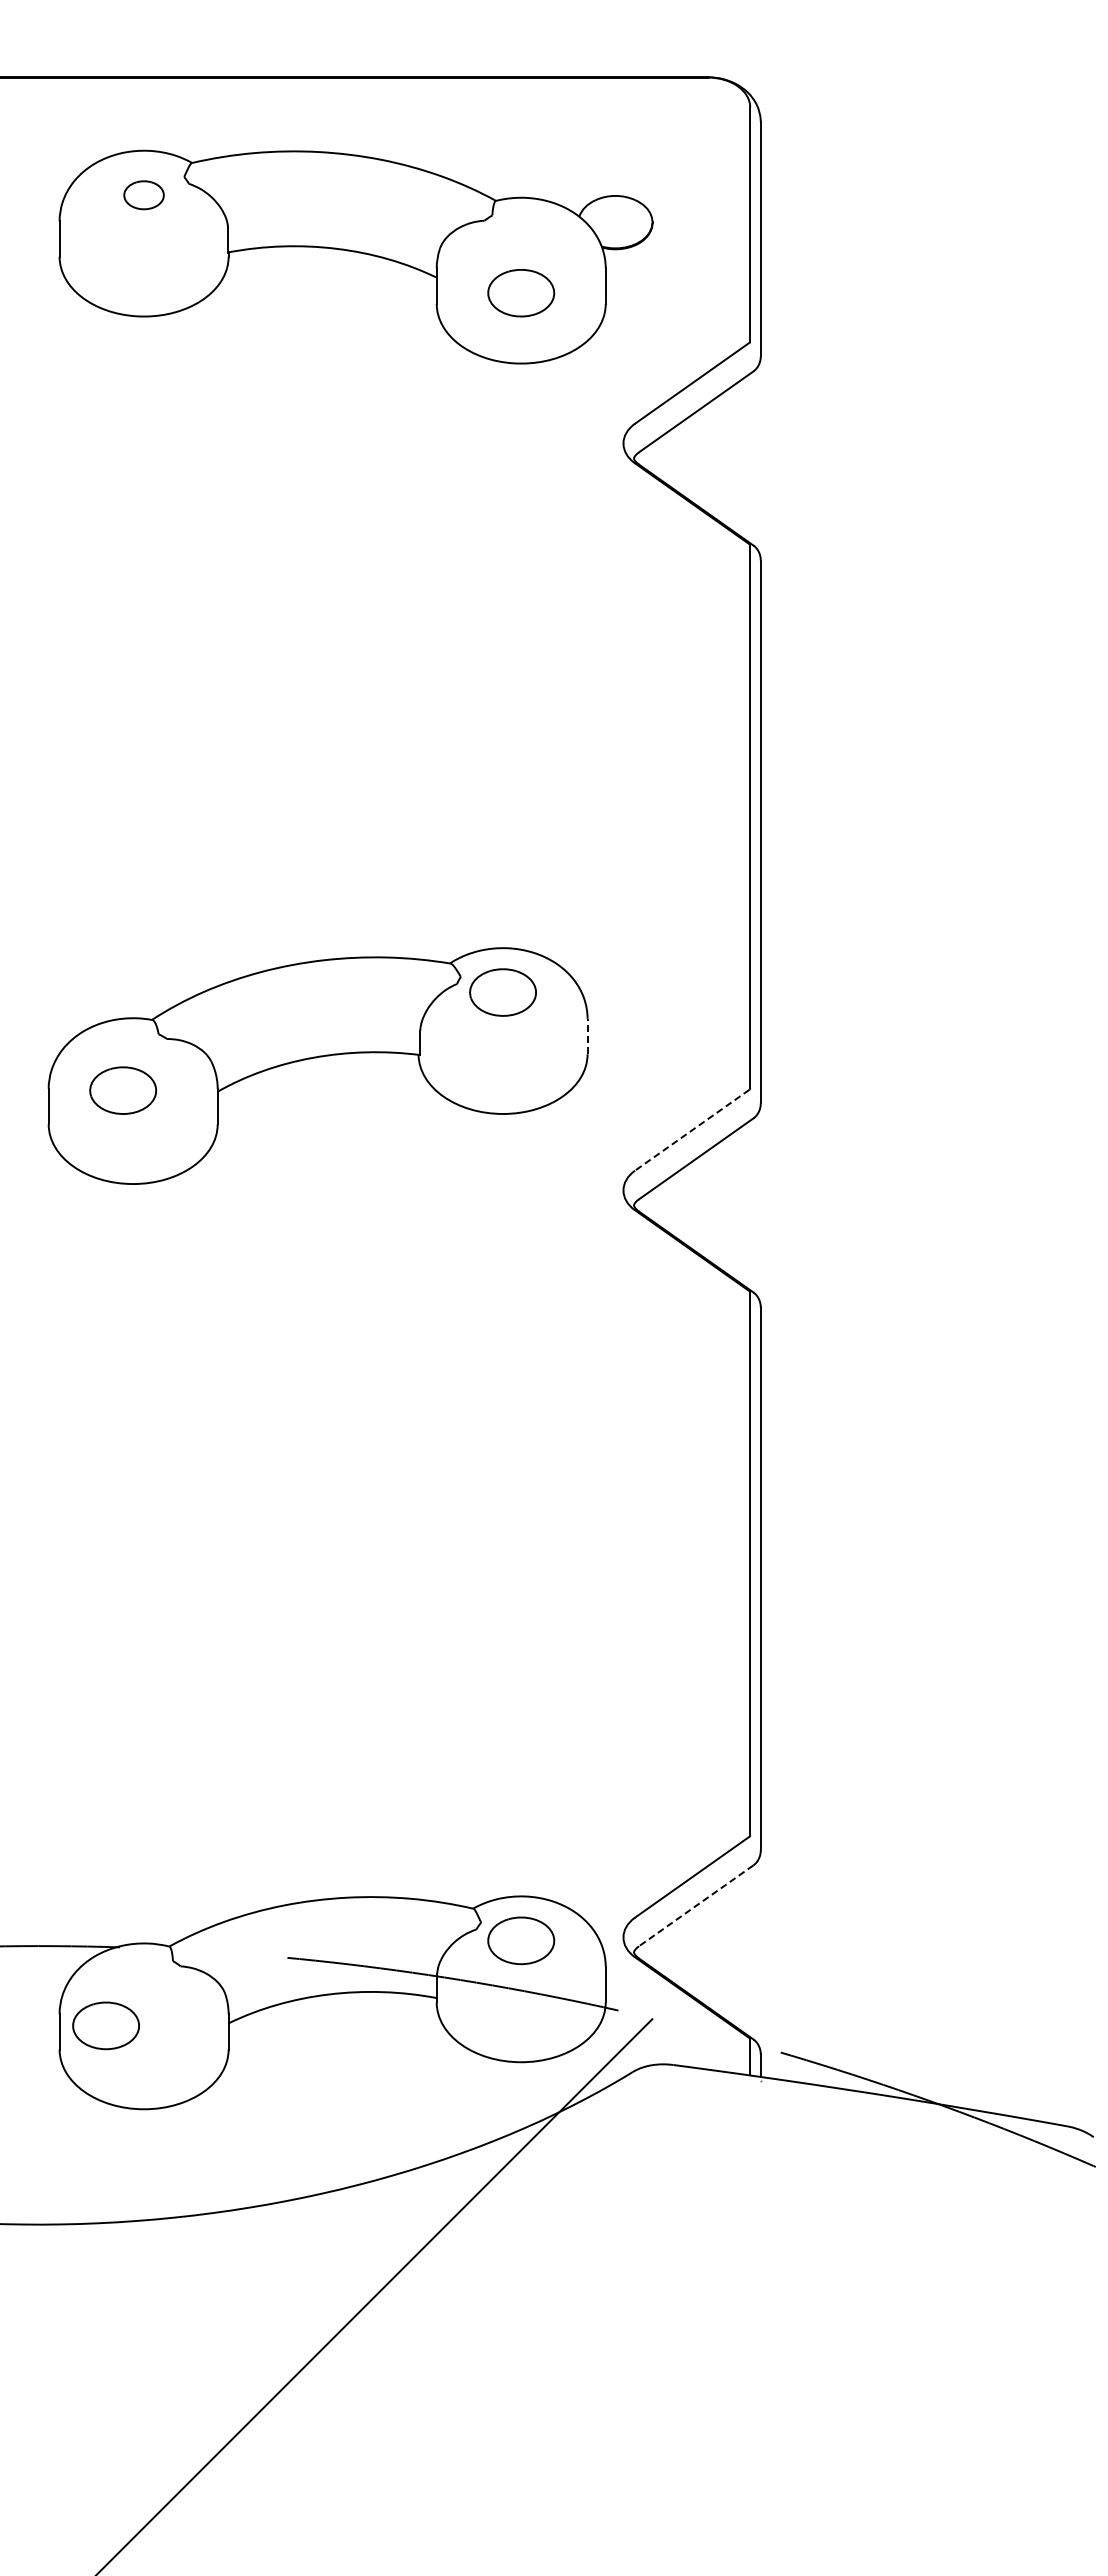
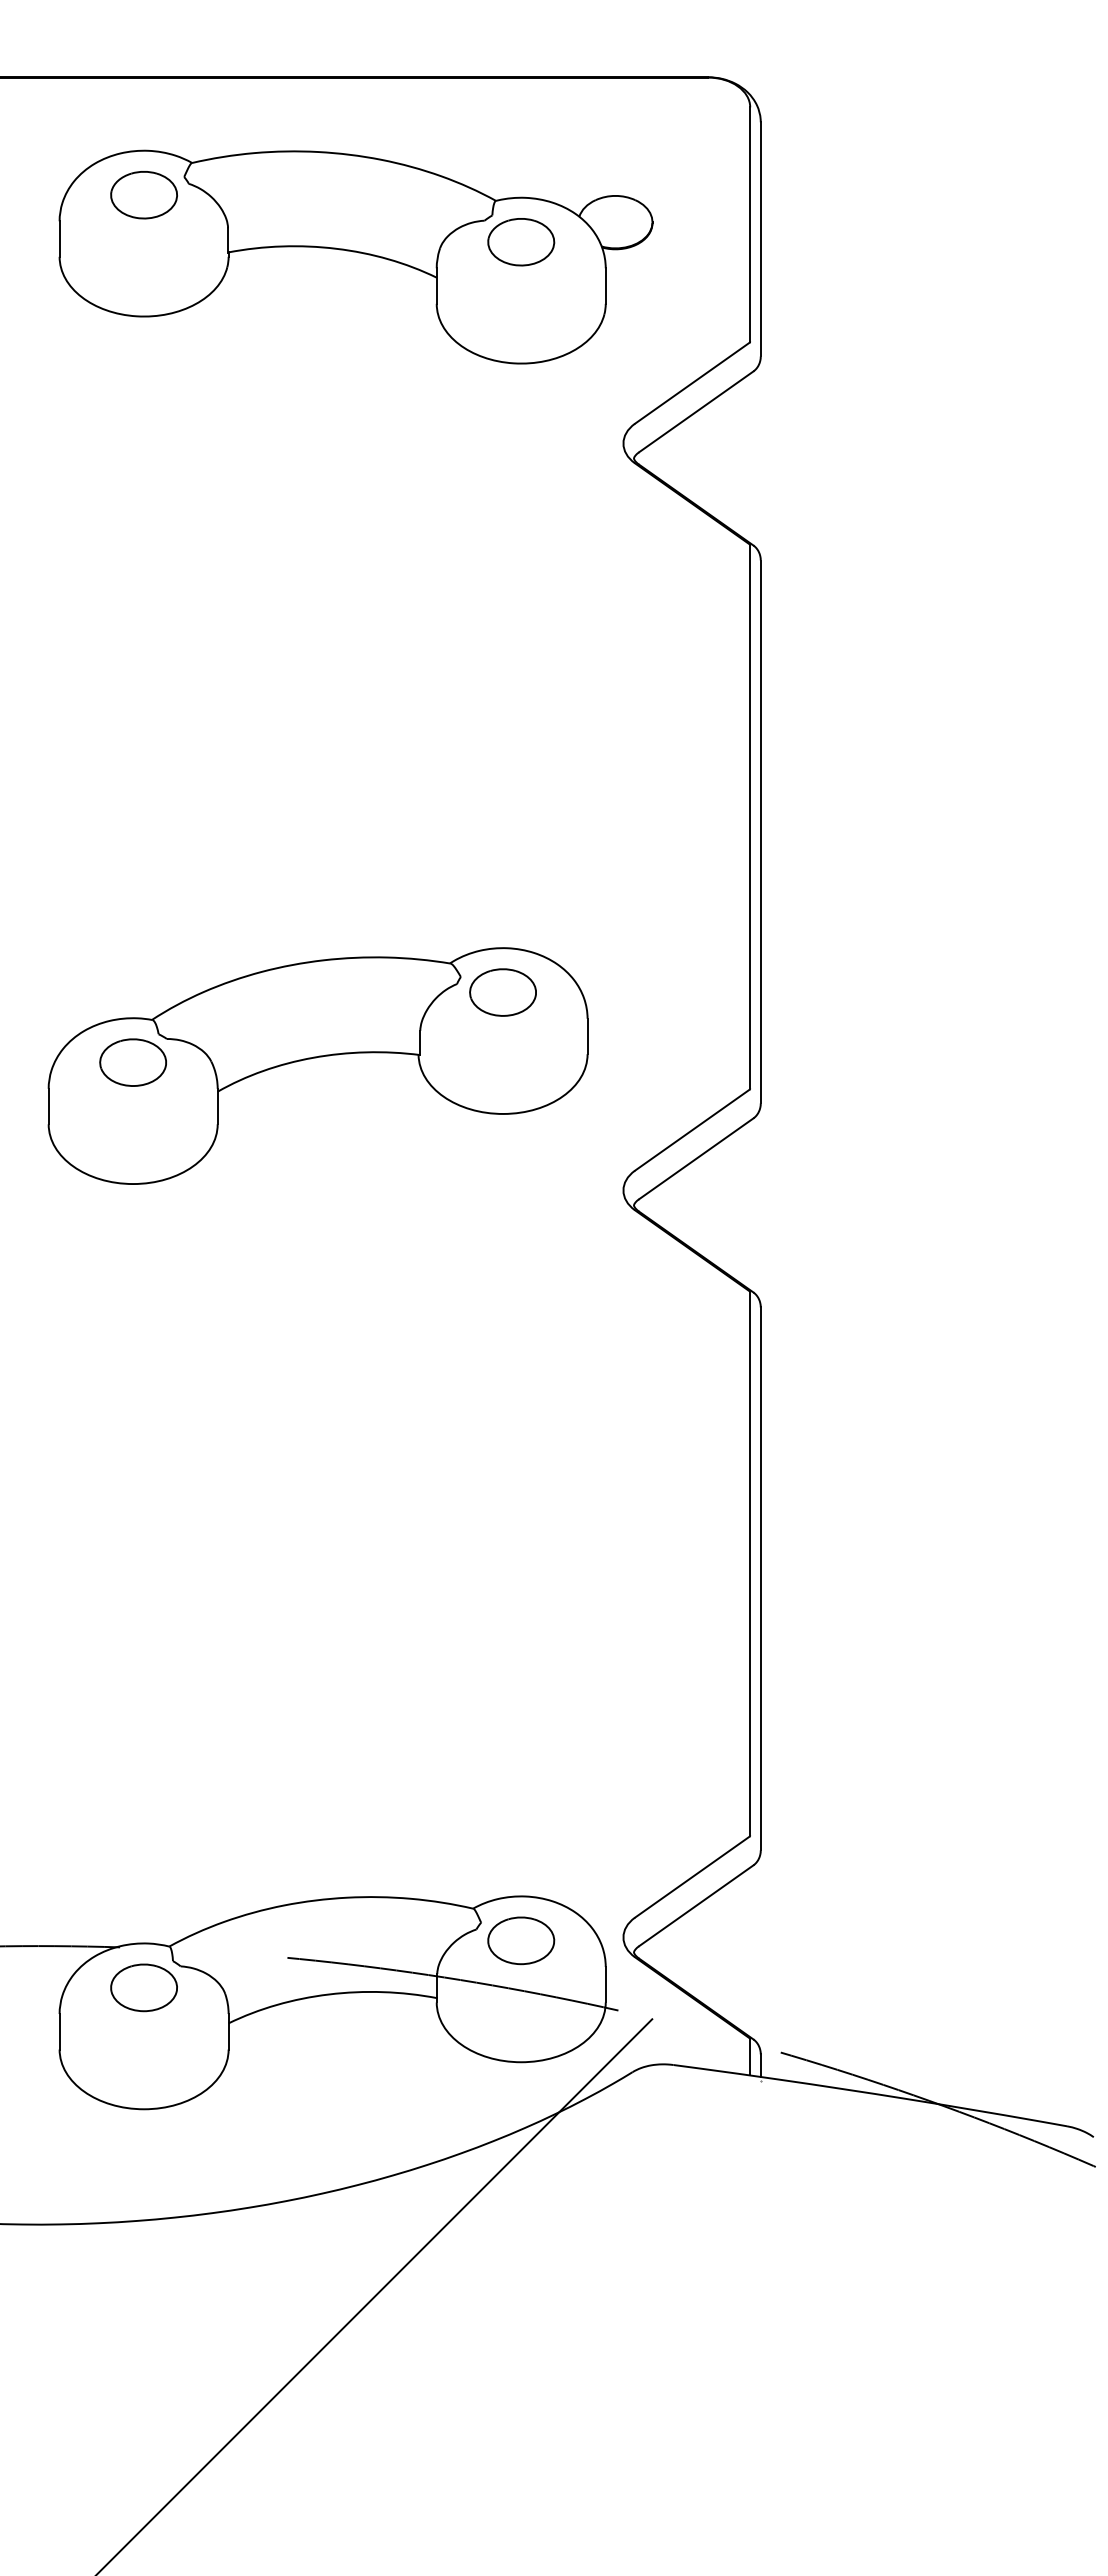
part size: 42x31 px -> 68x49 px (143, 195)
part position: (521, 293) -> (521, 242) (521, 242)
line: dashed -> solid (587, 1036)
part position: (122, 1090) -> (132, 1062) (132, 1062)
line: dashed -> solid (691, 1130)
line: dashed -> solid (695, 1906)
part position: (105, 2025) -> (143, 1987) (143, 1987)
